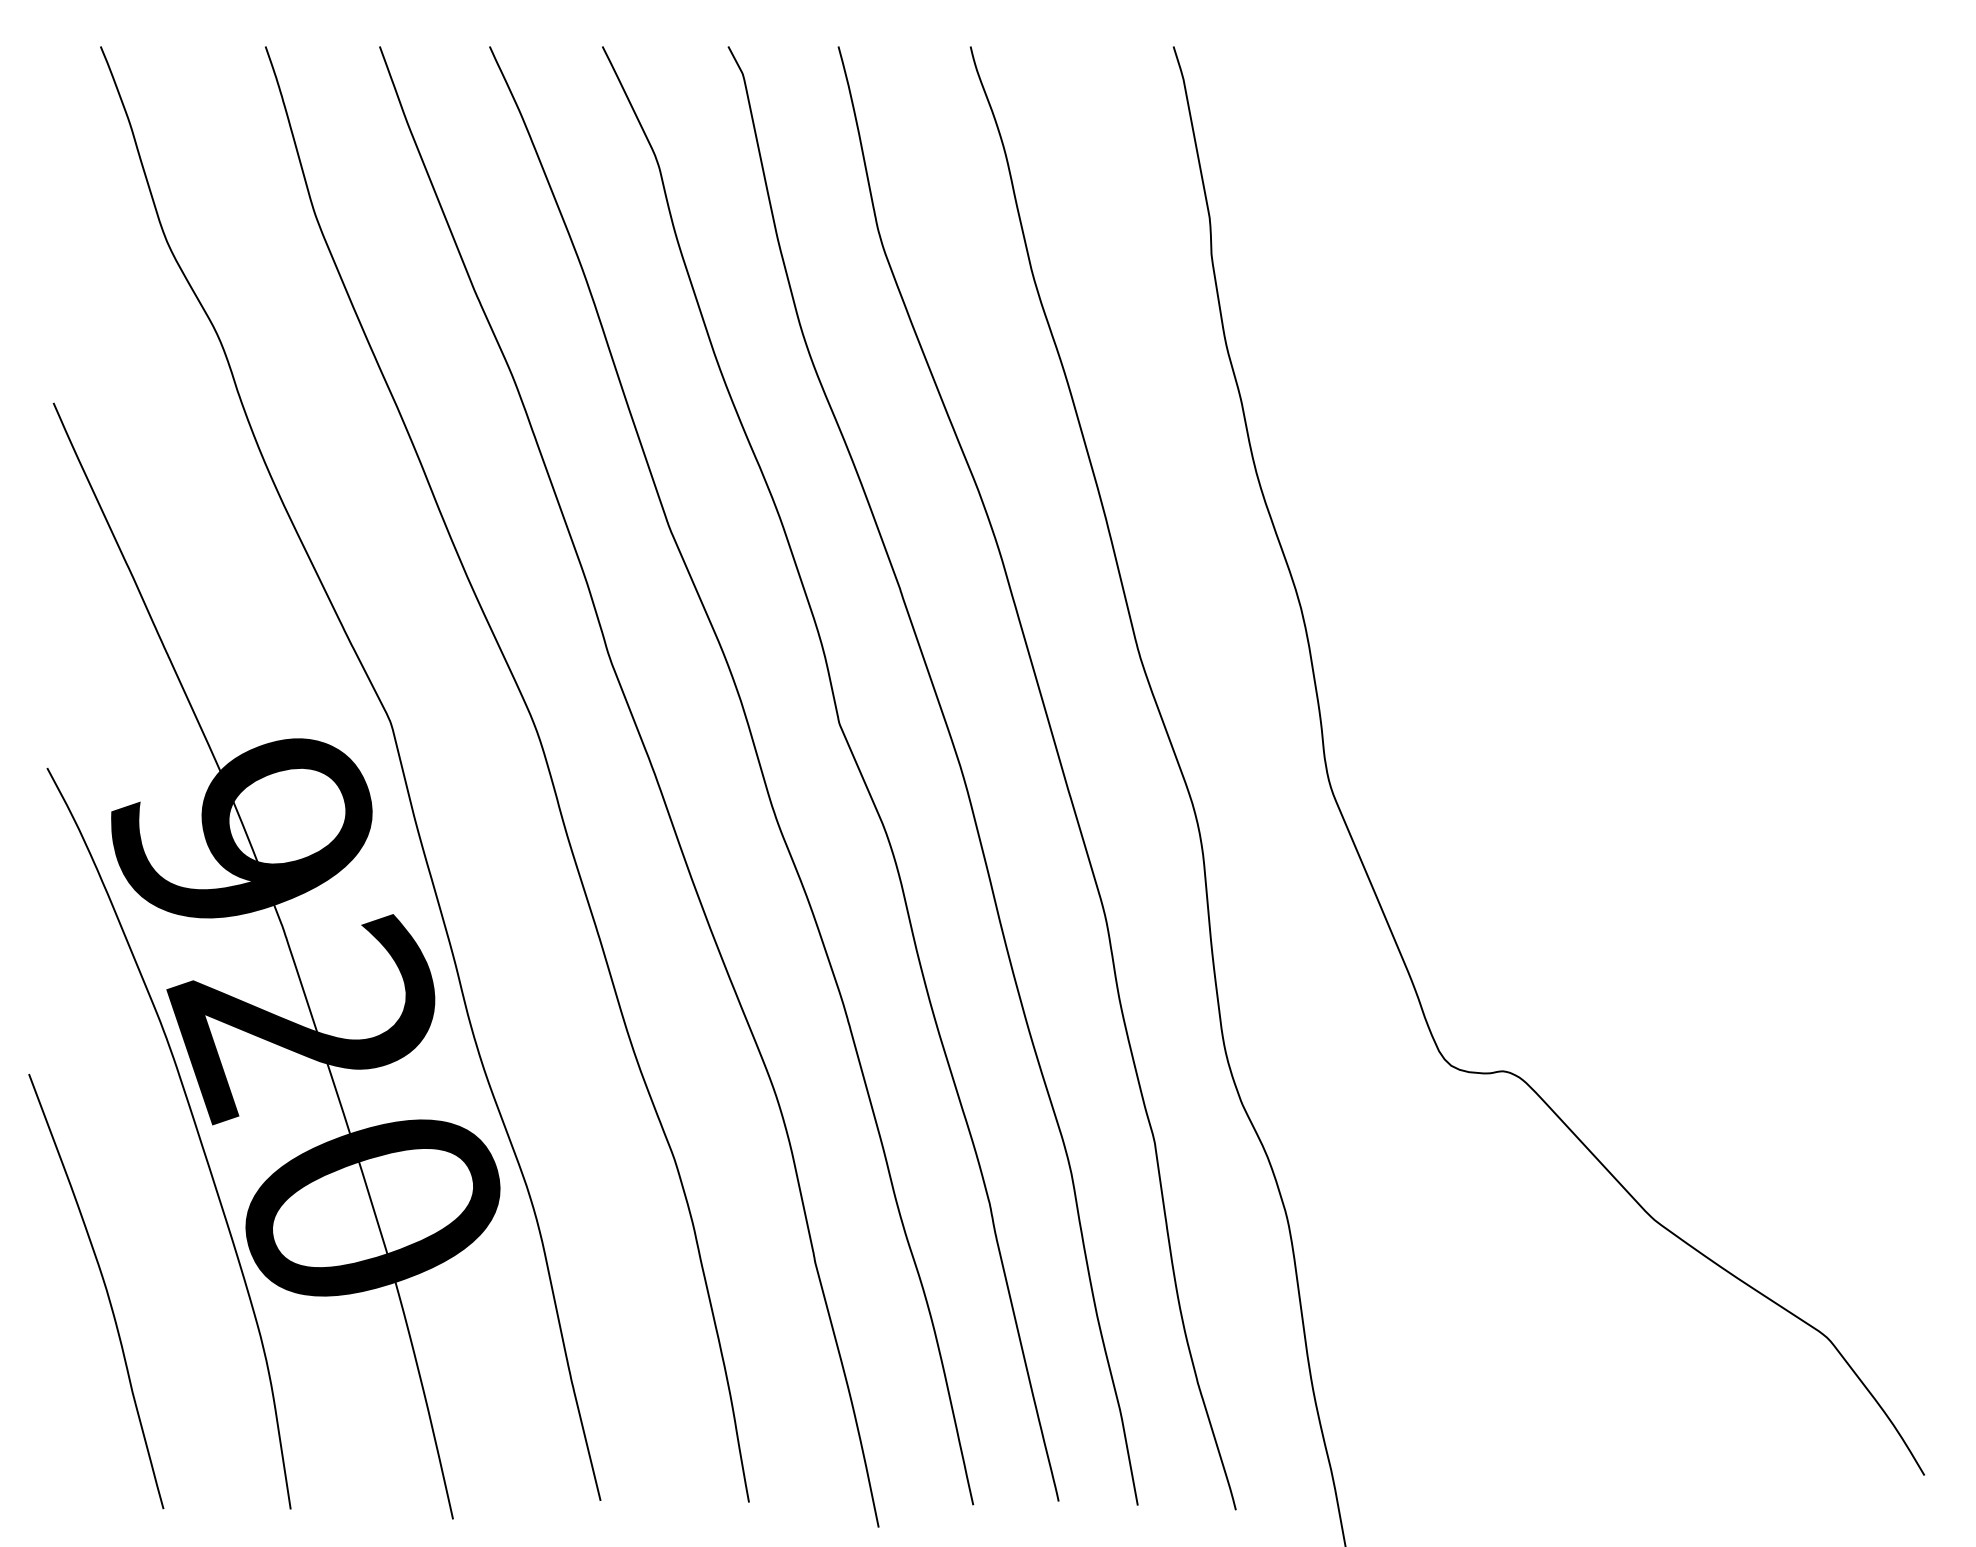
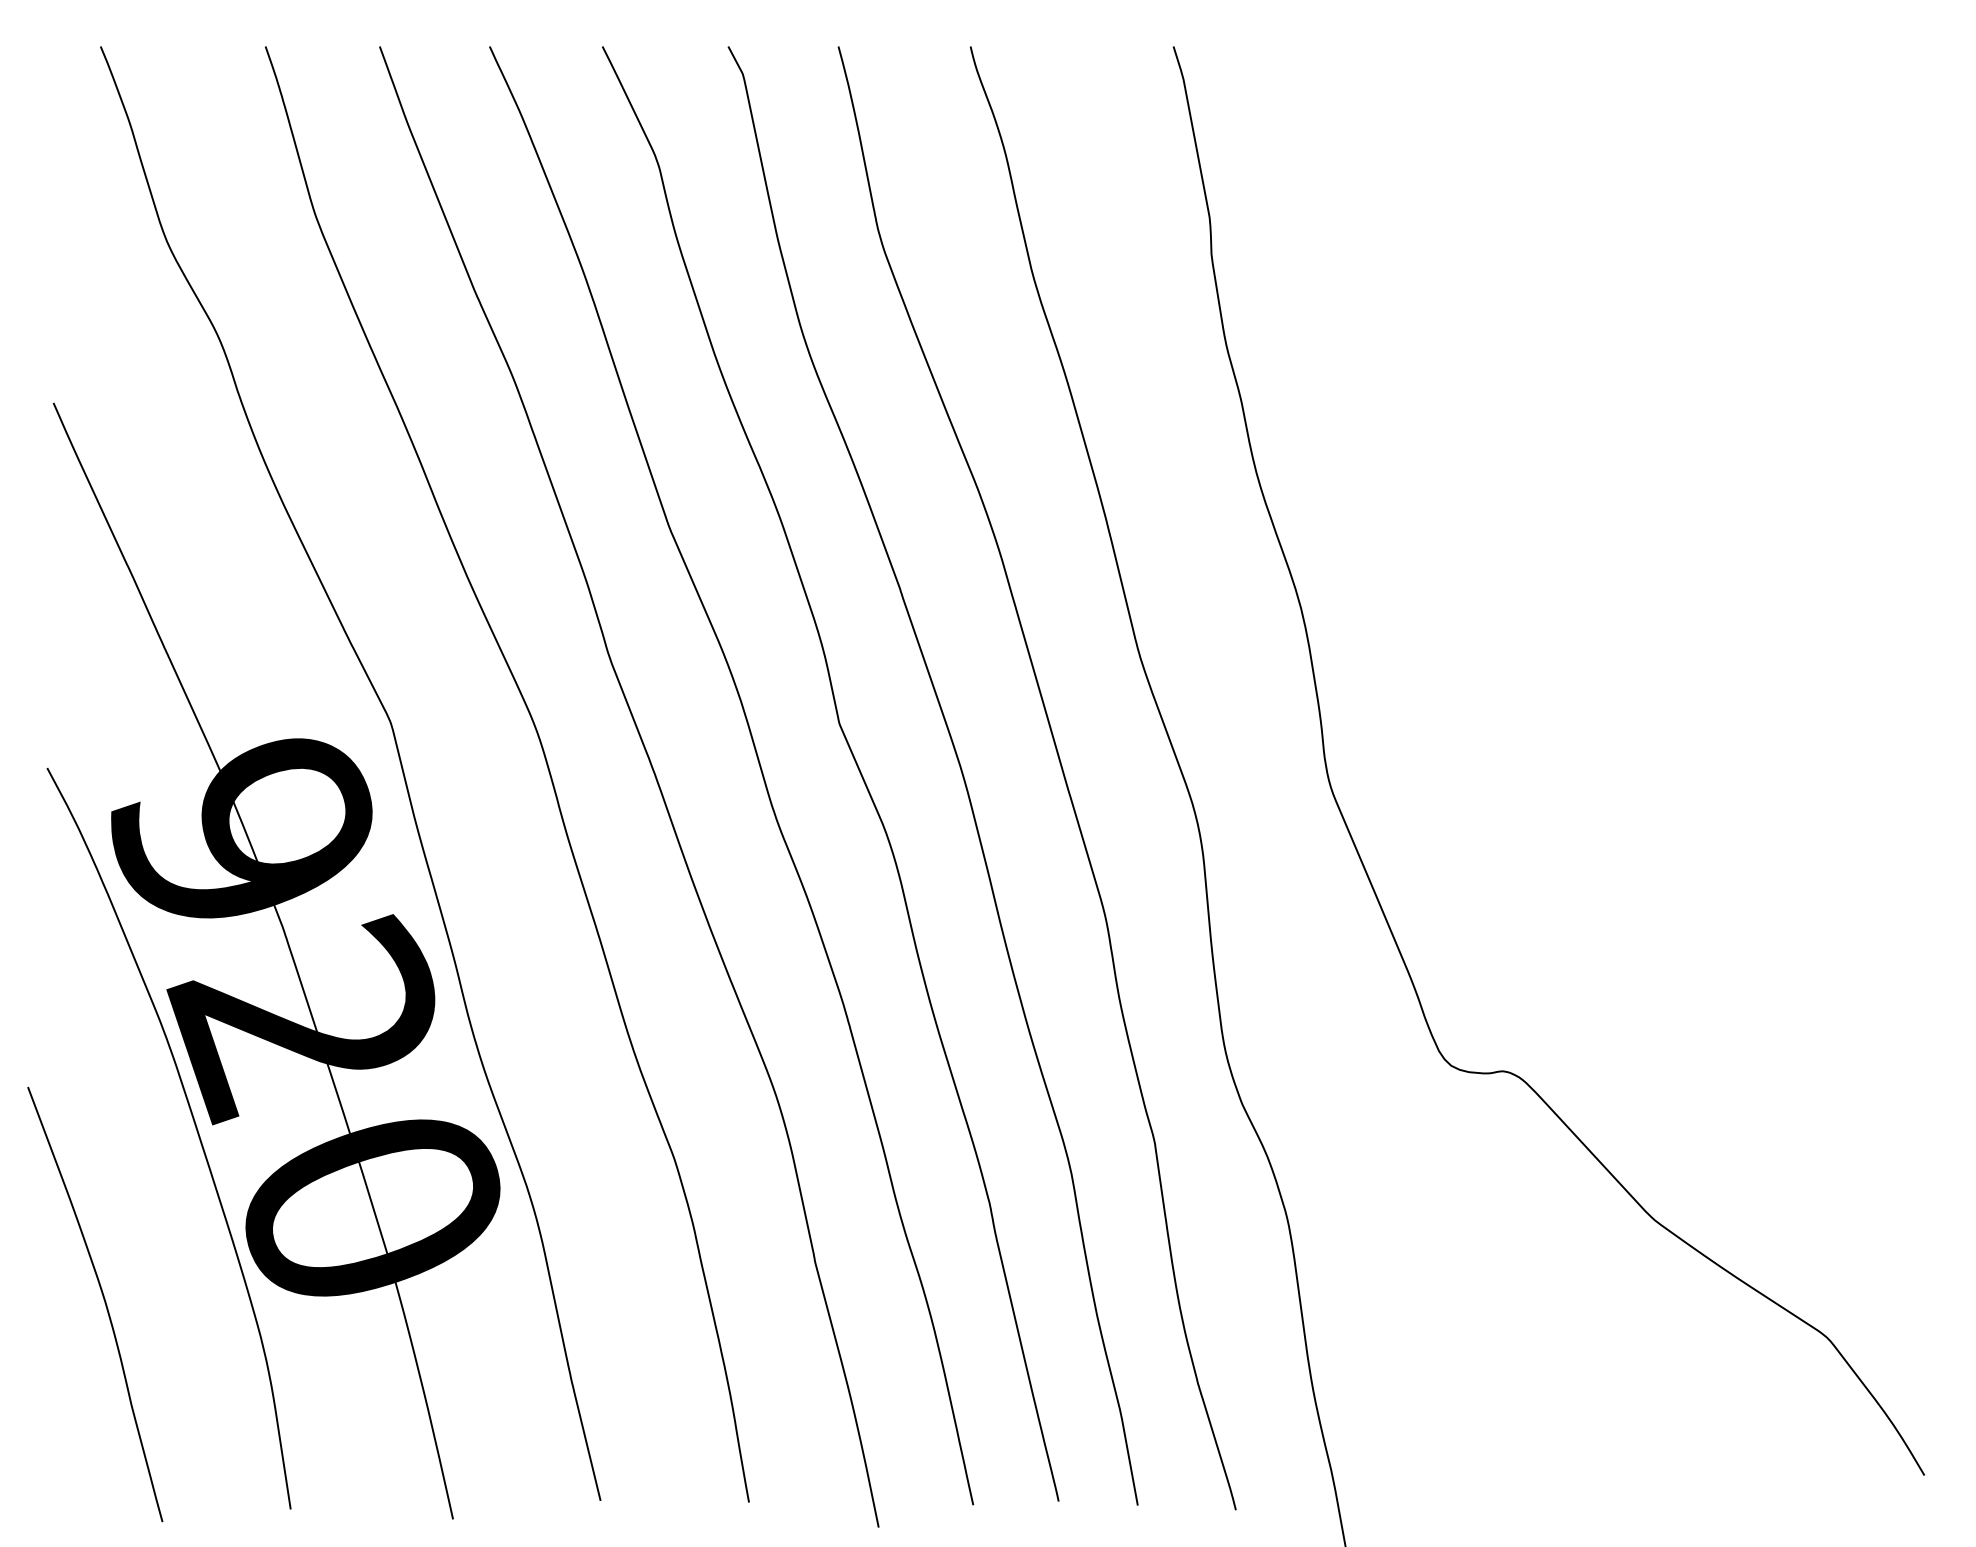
curve position: (105, 1290) -> (104, 1303) (104, 1303)
